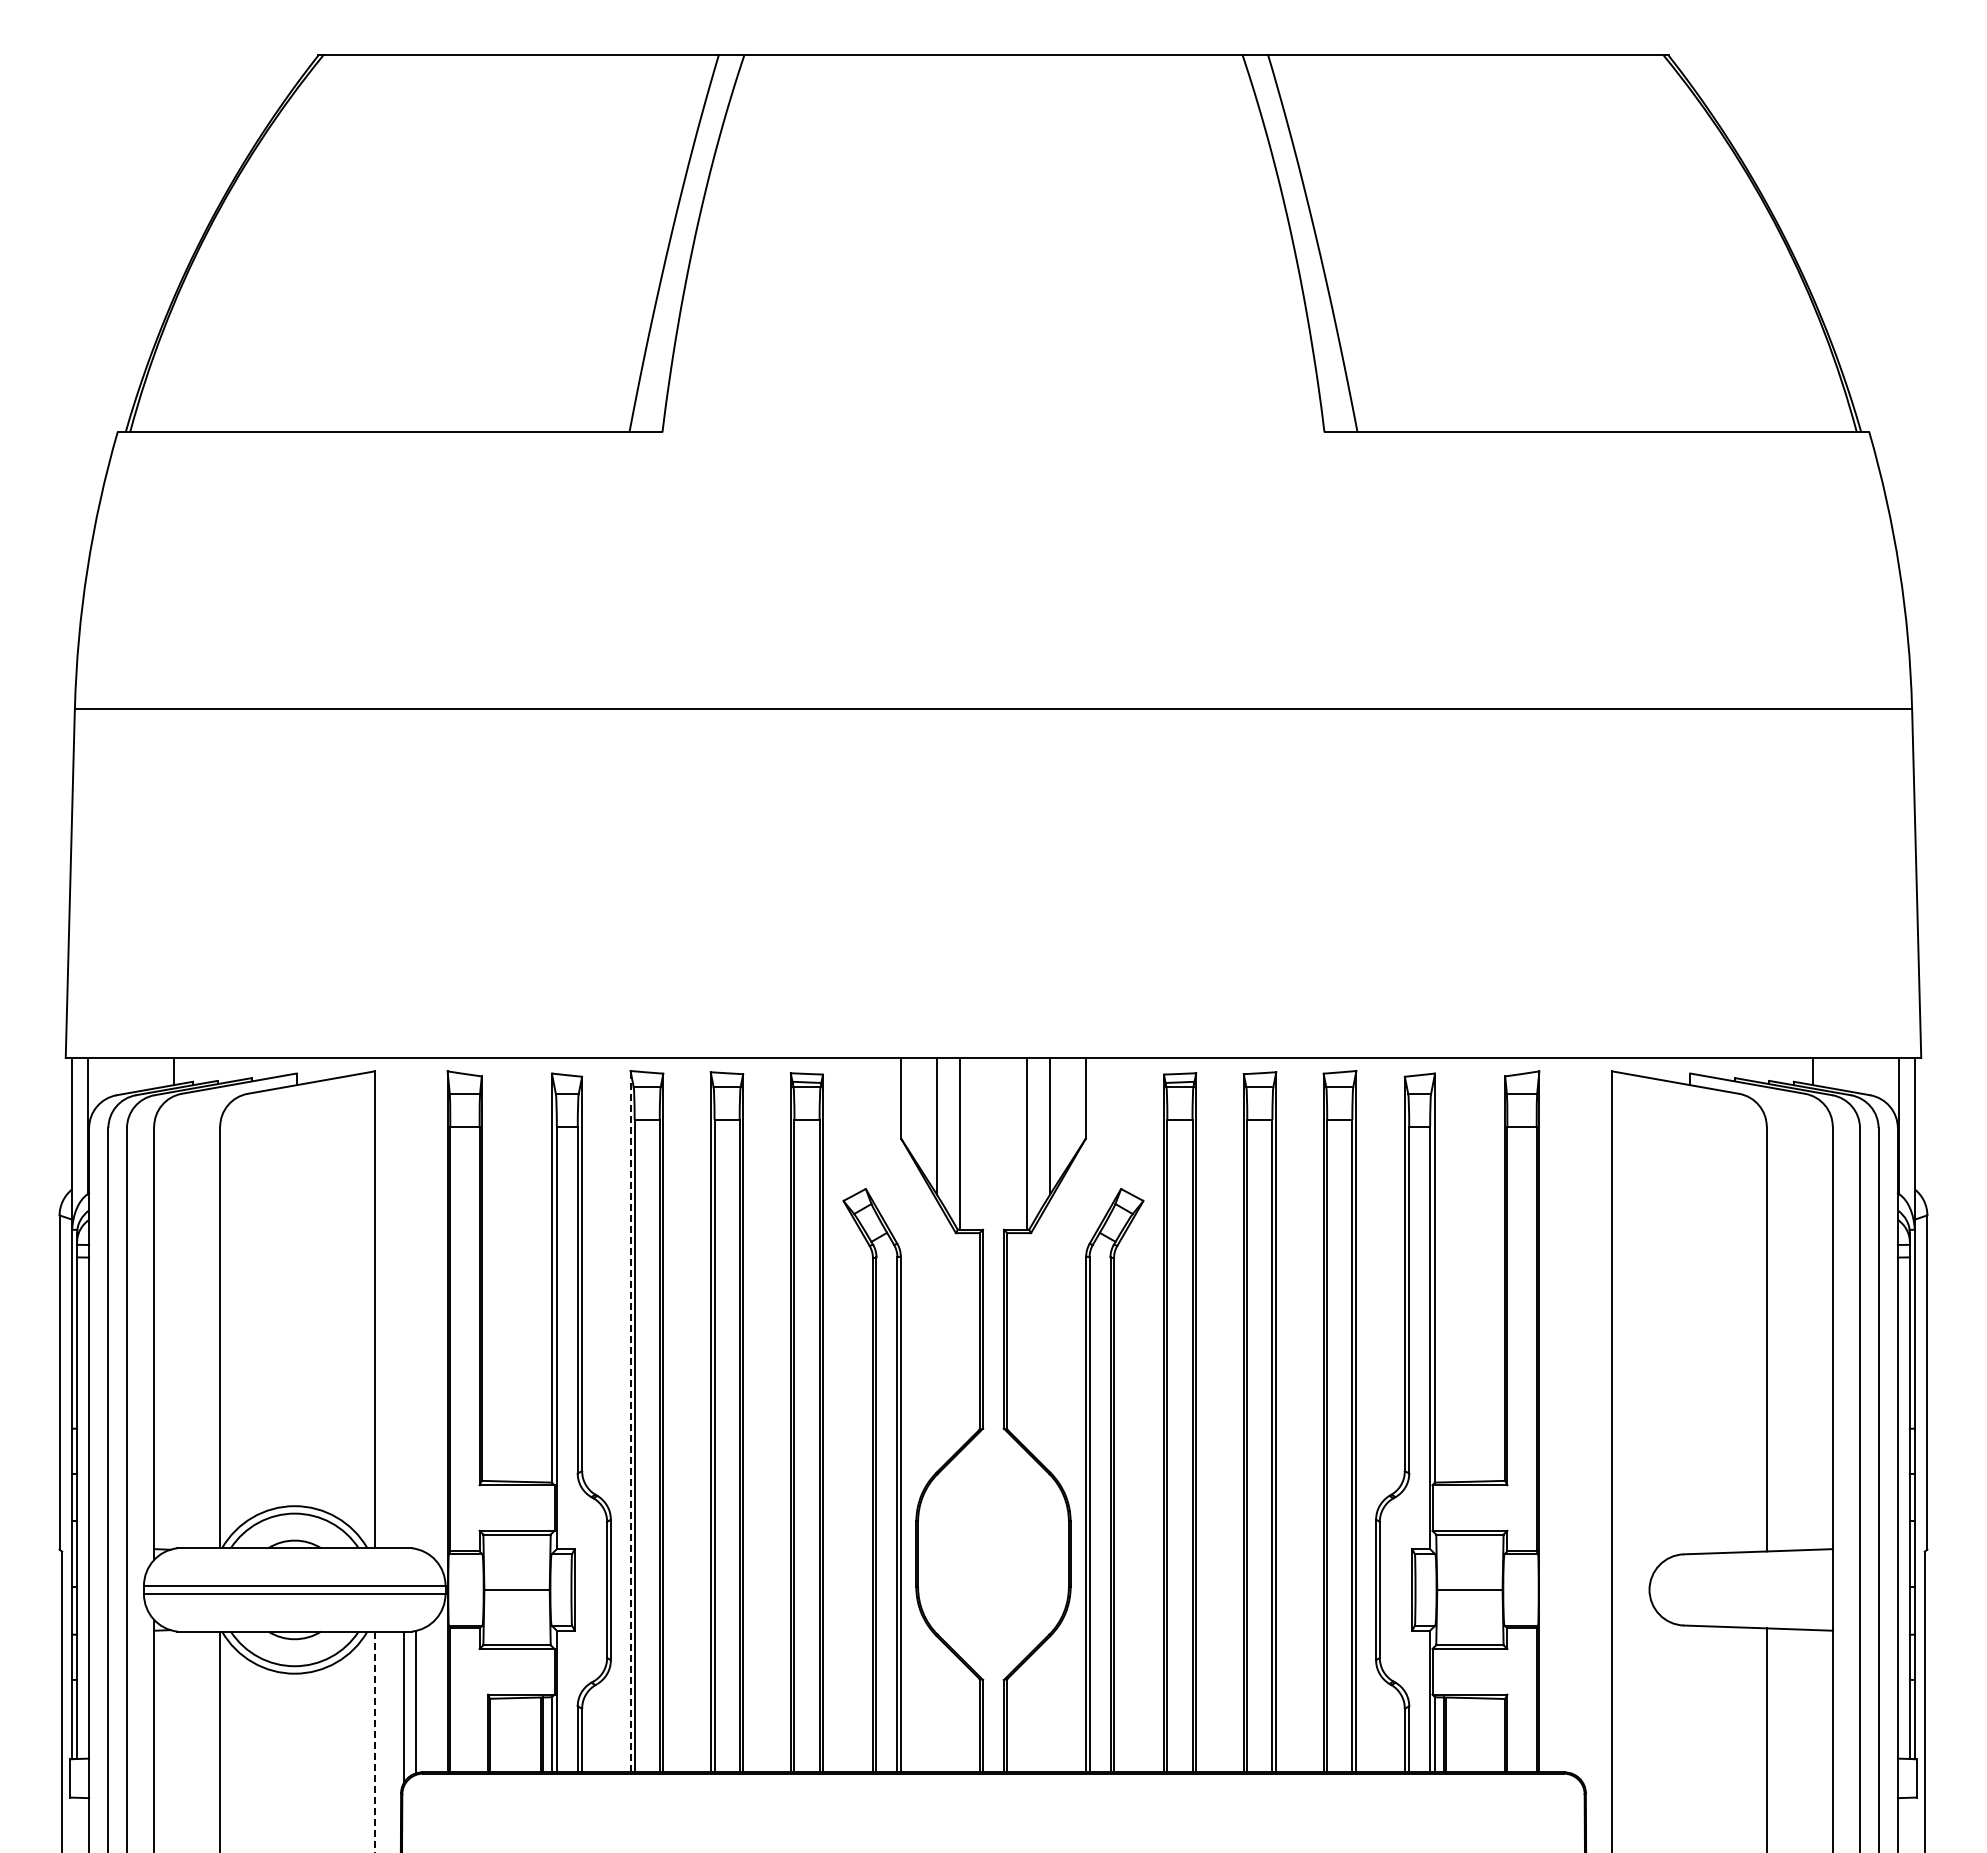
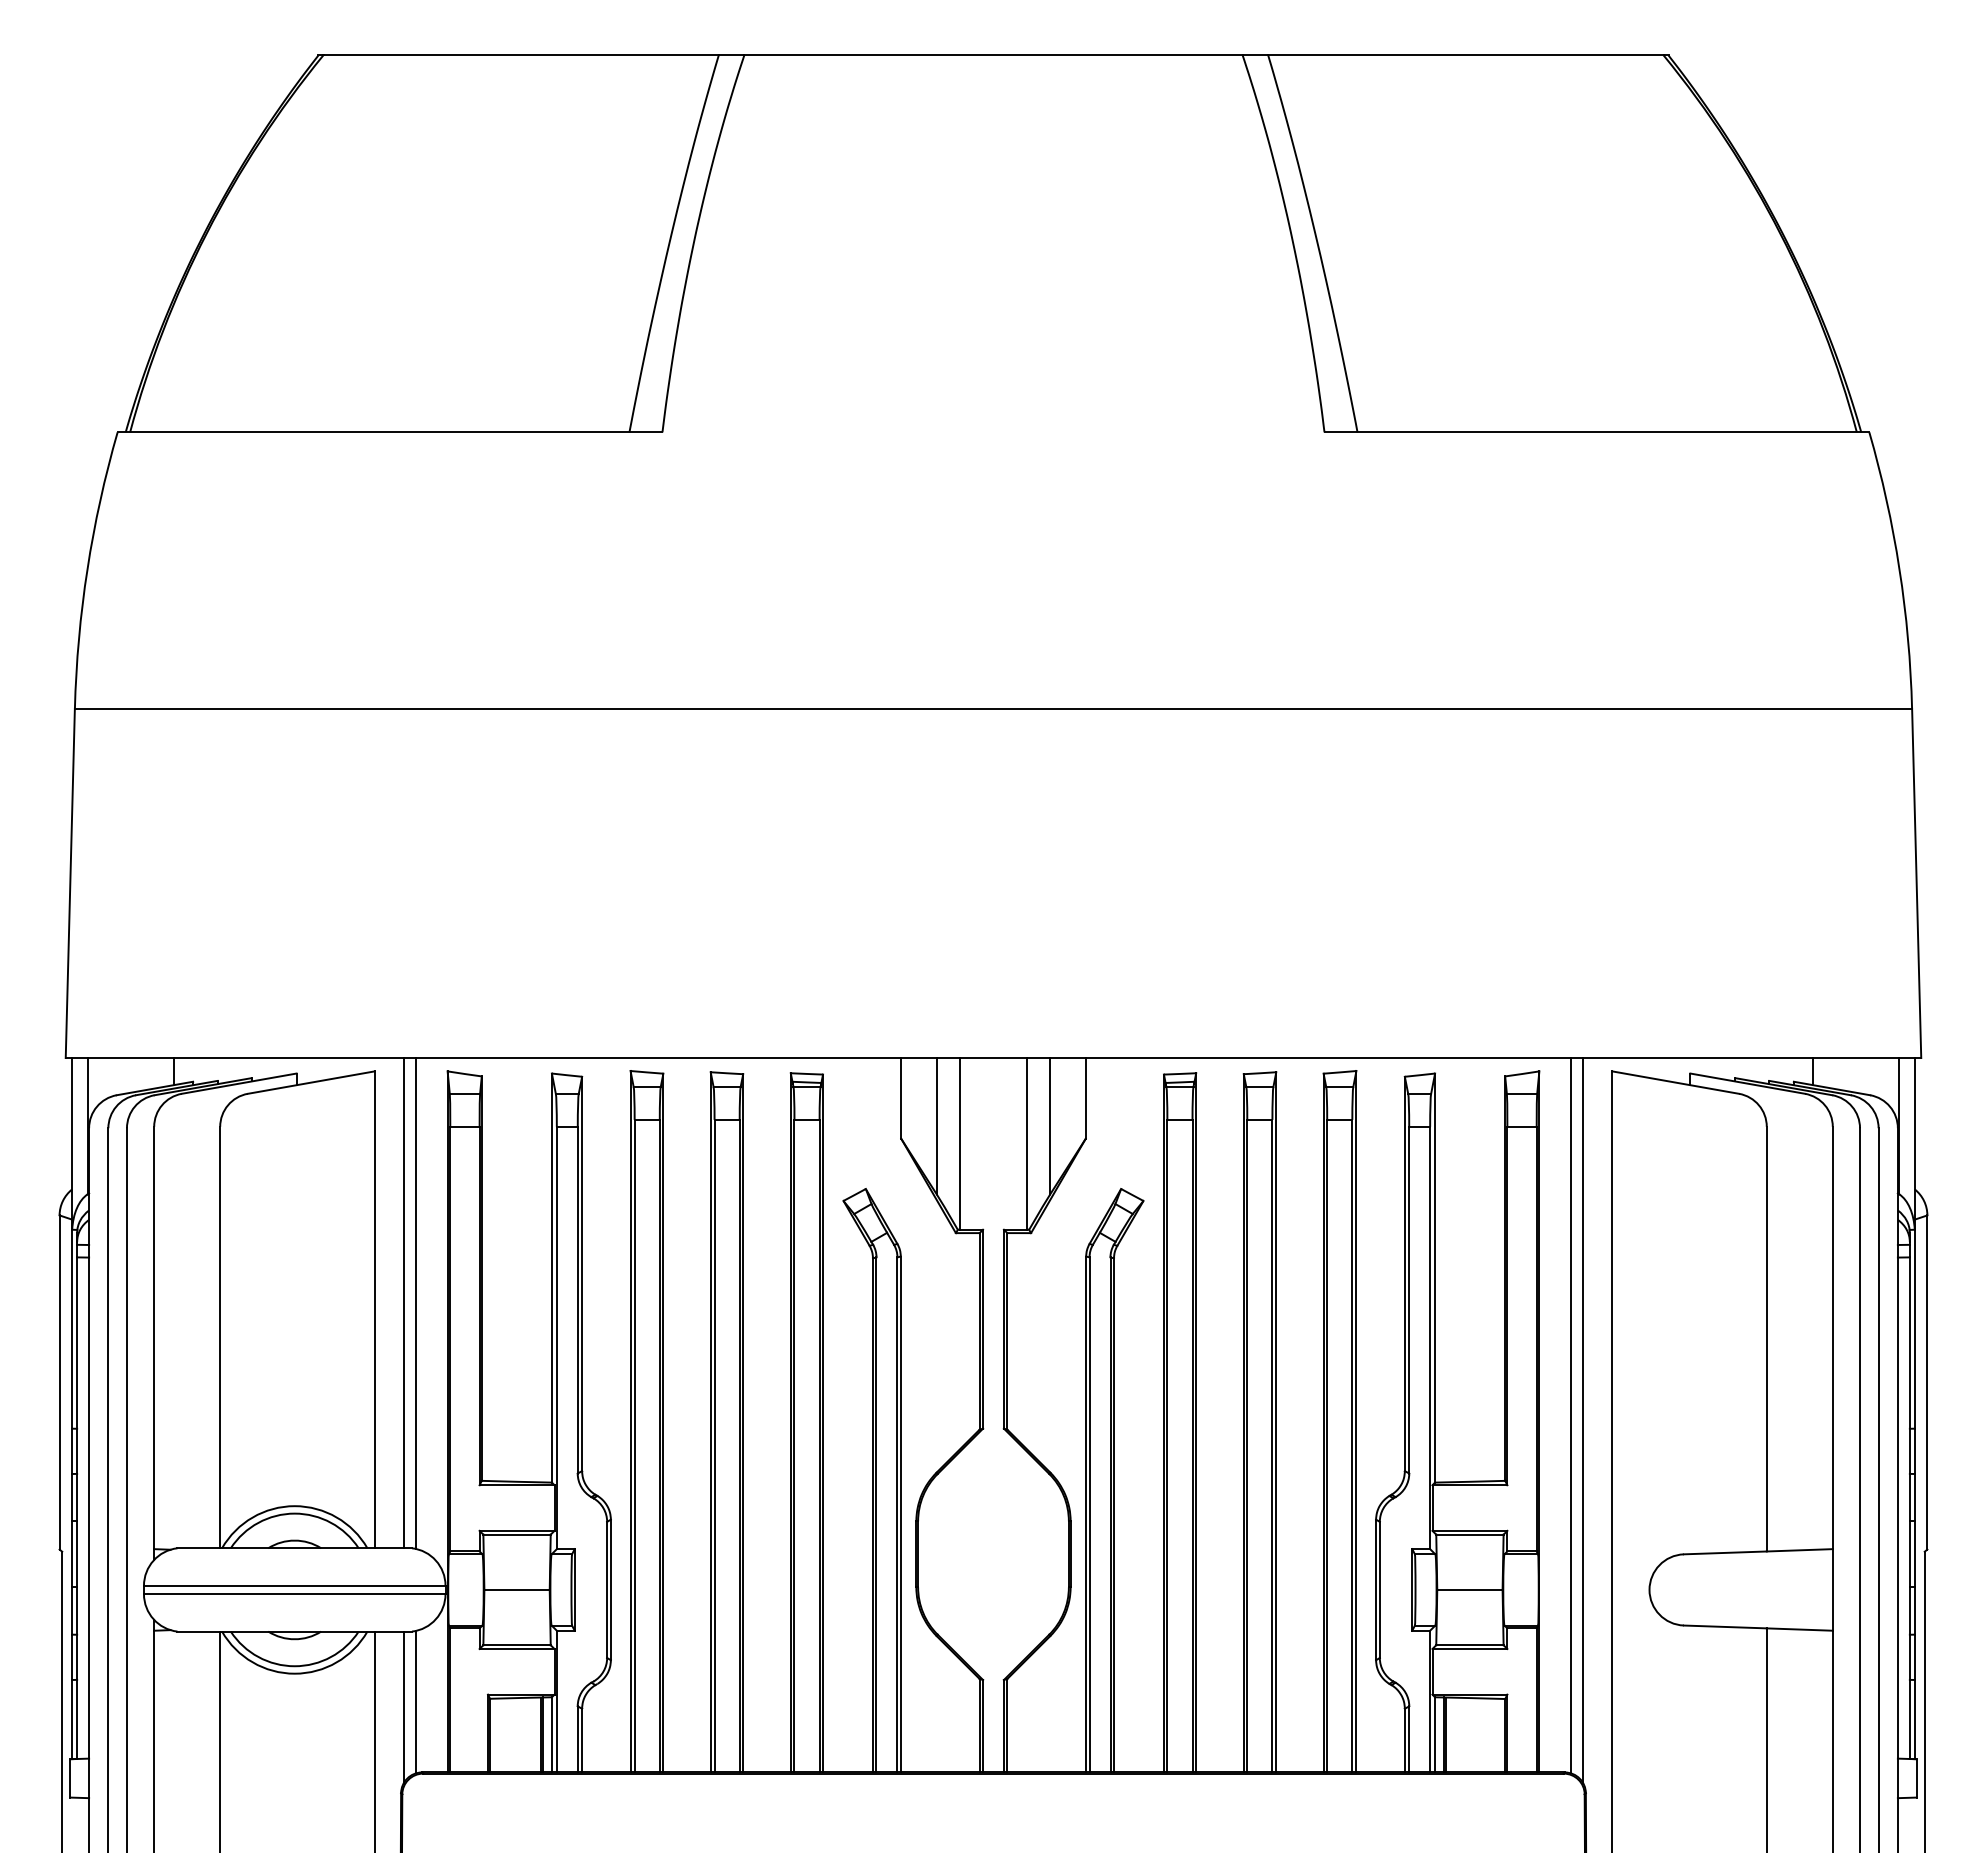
line: none -> present (404, 1303)
line: none -> present (416, 1303)
line: none -> present (1570, 1415)
line: none -> present (1582, 1420)
line: dashed -> solid (630, 1421)
line: dashed -> solid (374, 1741)
